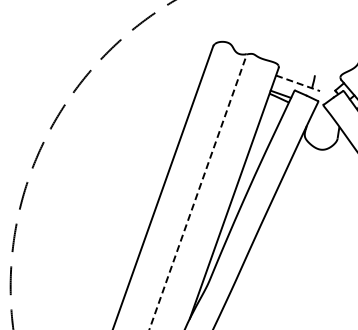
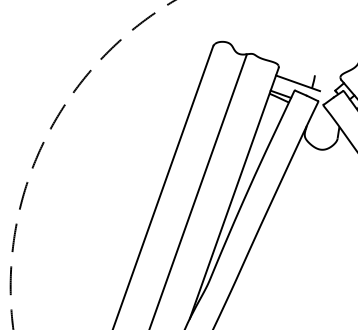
line: dashed -> solid (298, 83)
line: dashed -> solid (198, 191)
